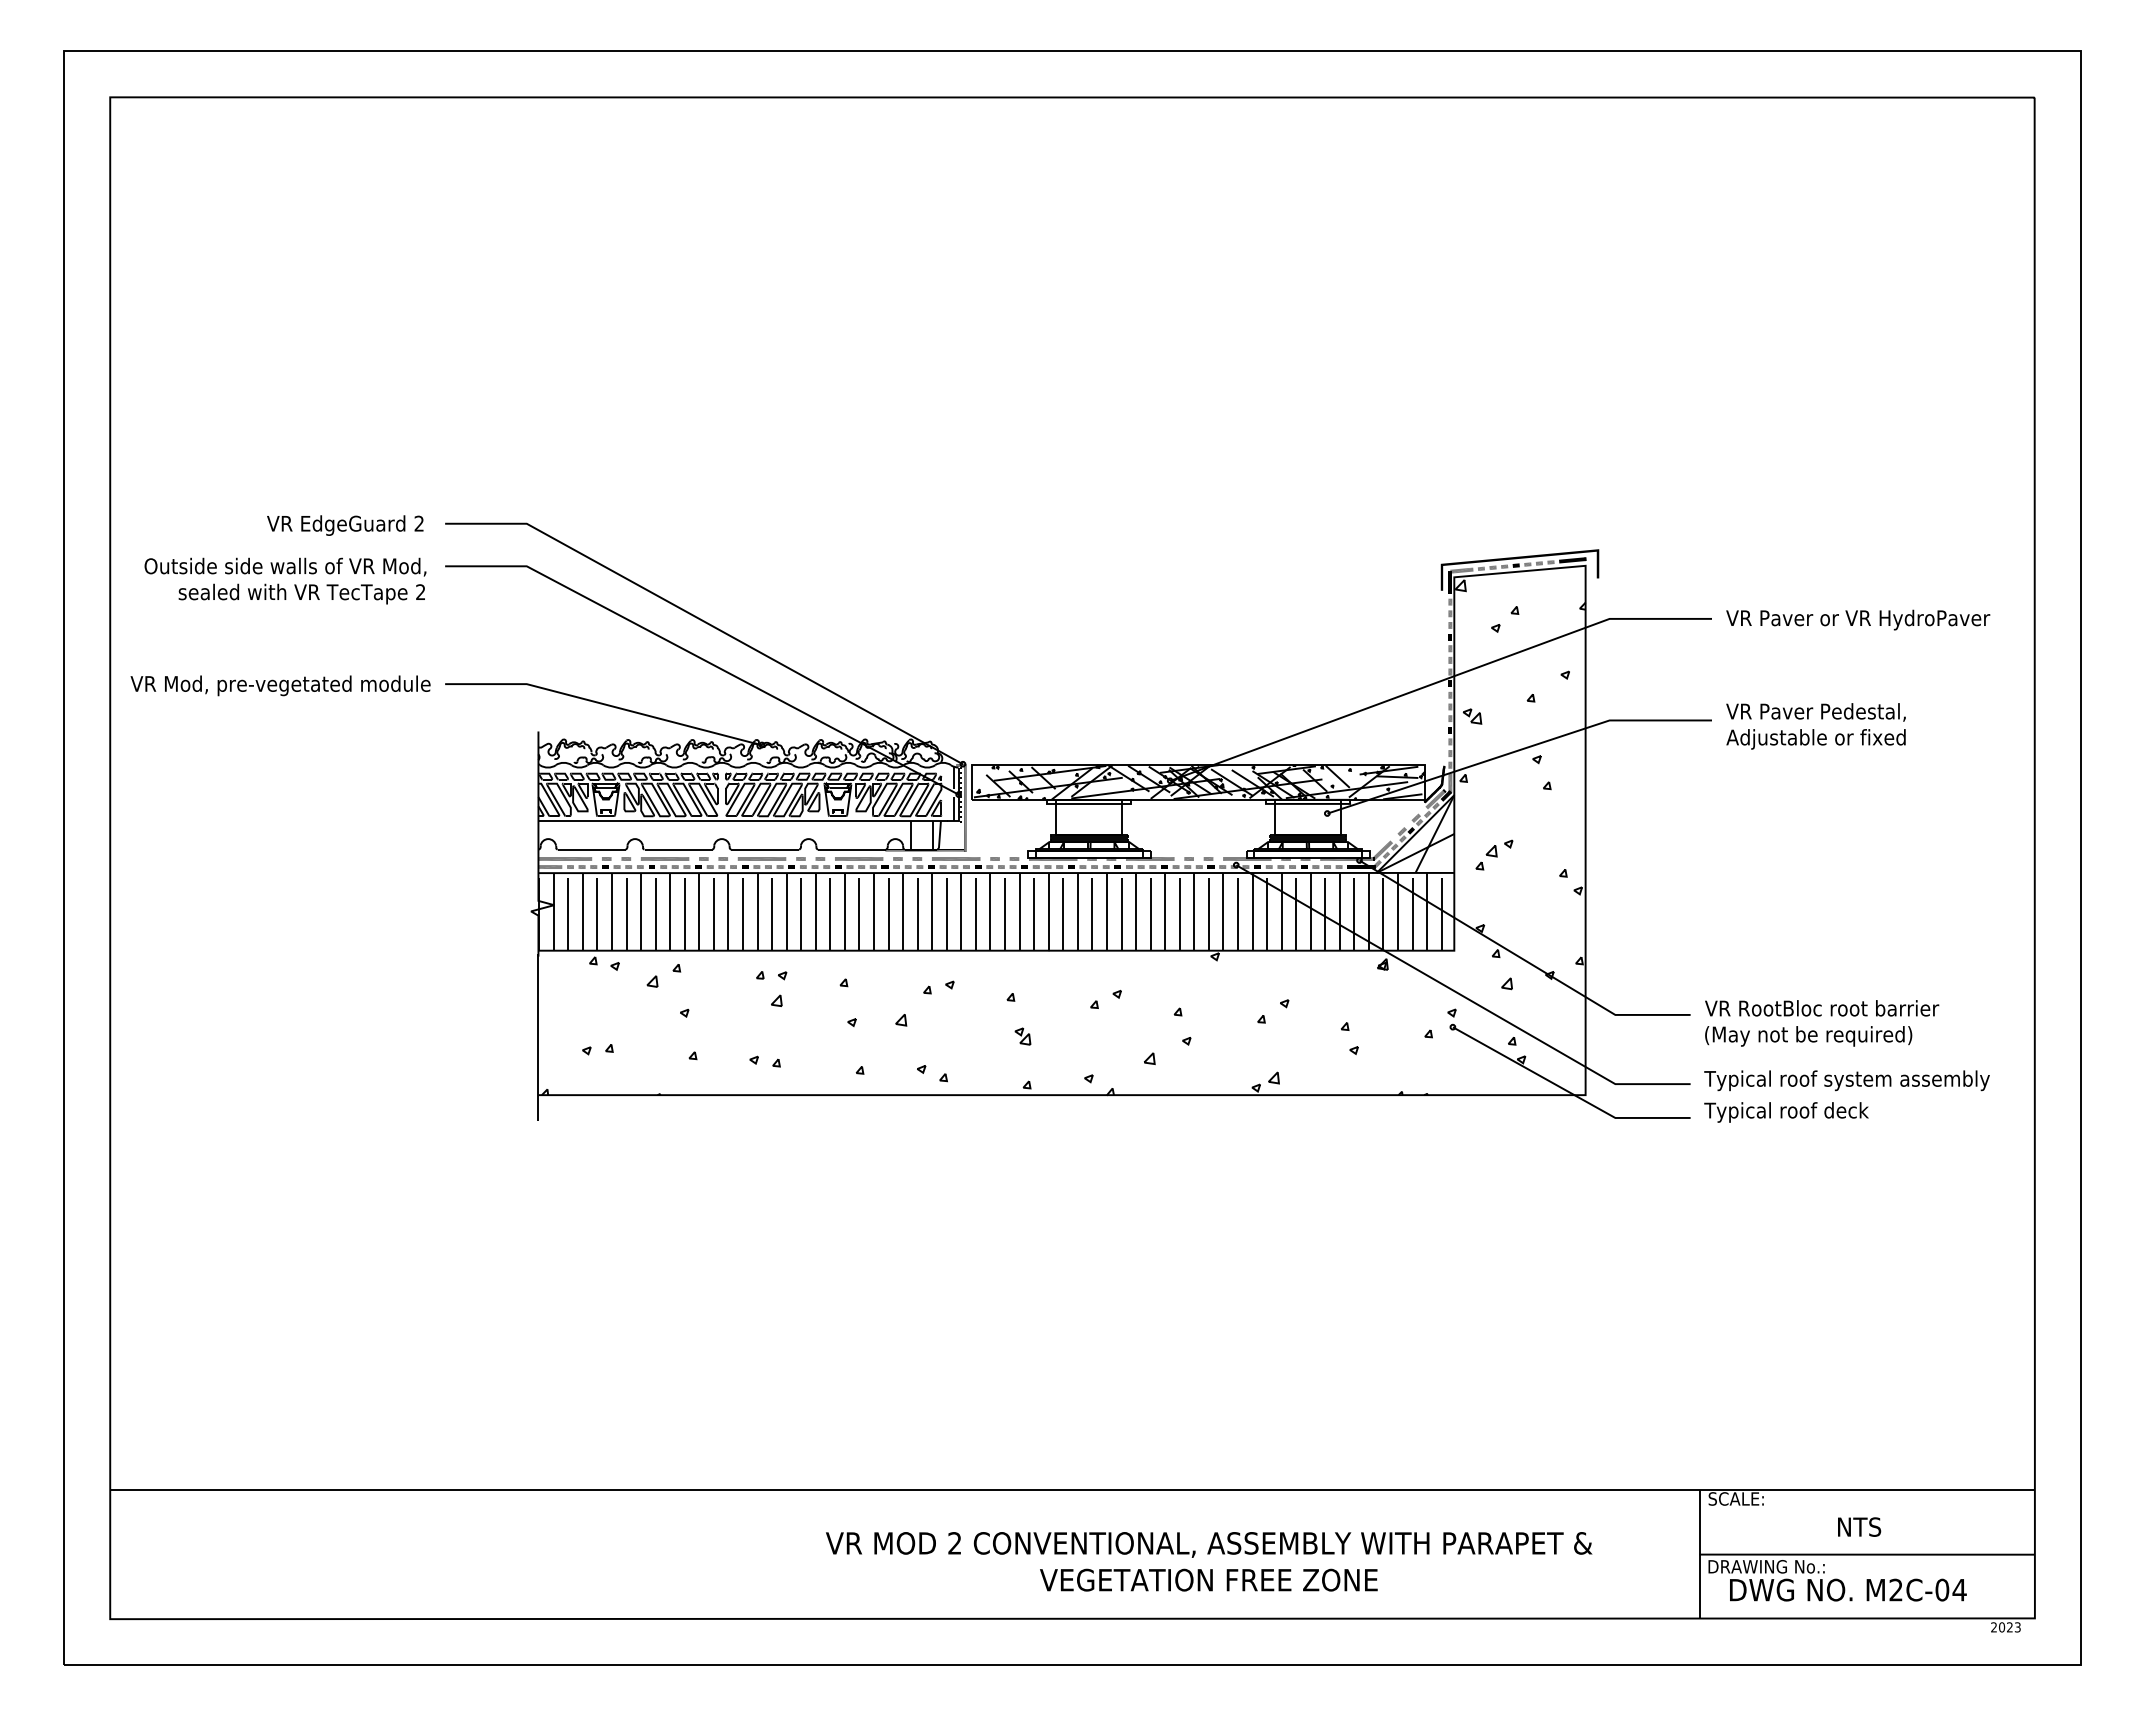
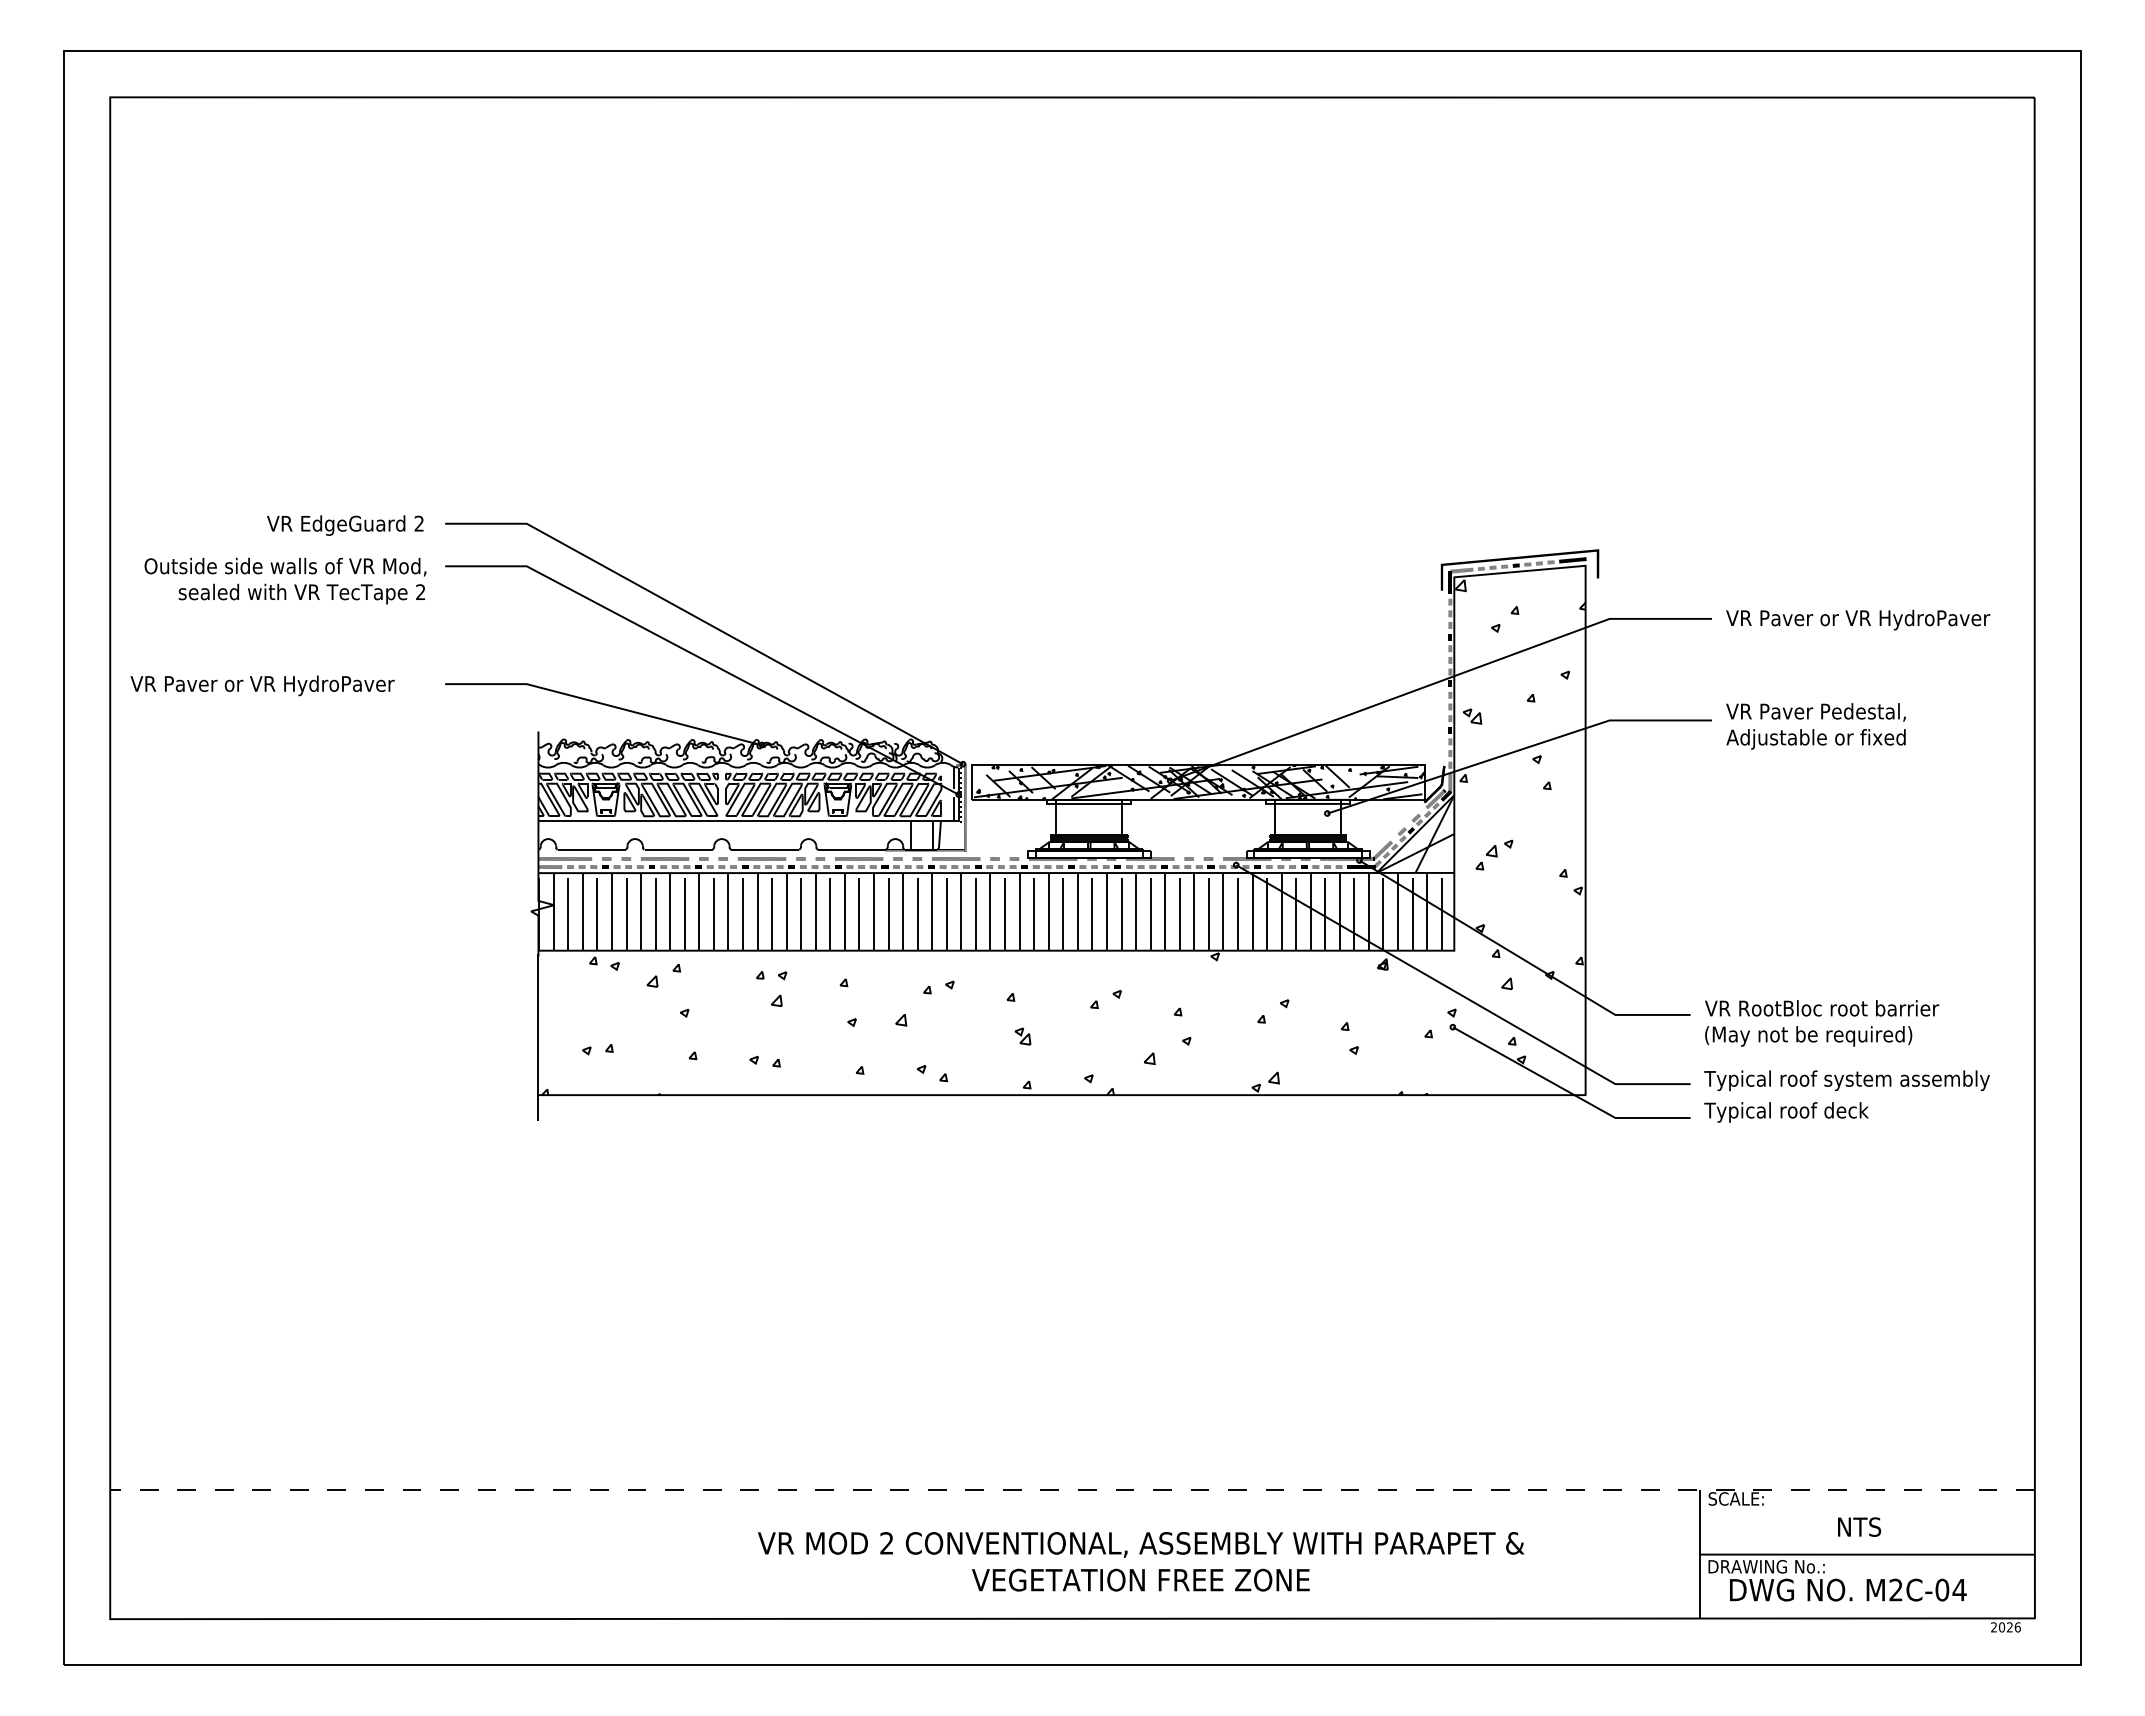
text: VR Mod, pre-vegetated module -> VR Paver or VR HydroPaver (298, 685)
line: solid -> dashed (1072, 1489)
text position: (1209, 1561) -> (1141, 1561) (1141, 1561)
text: 2023 -> 2026 (2017, 1627)
